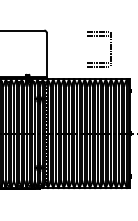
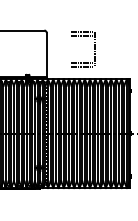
part position: (110, 49) -> (94, 49) (94, 49)
